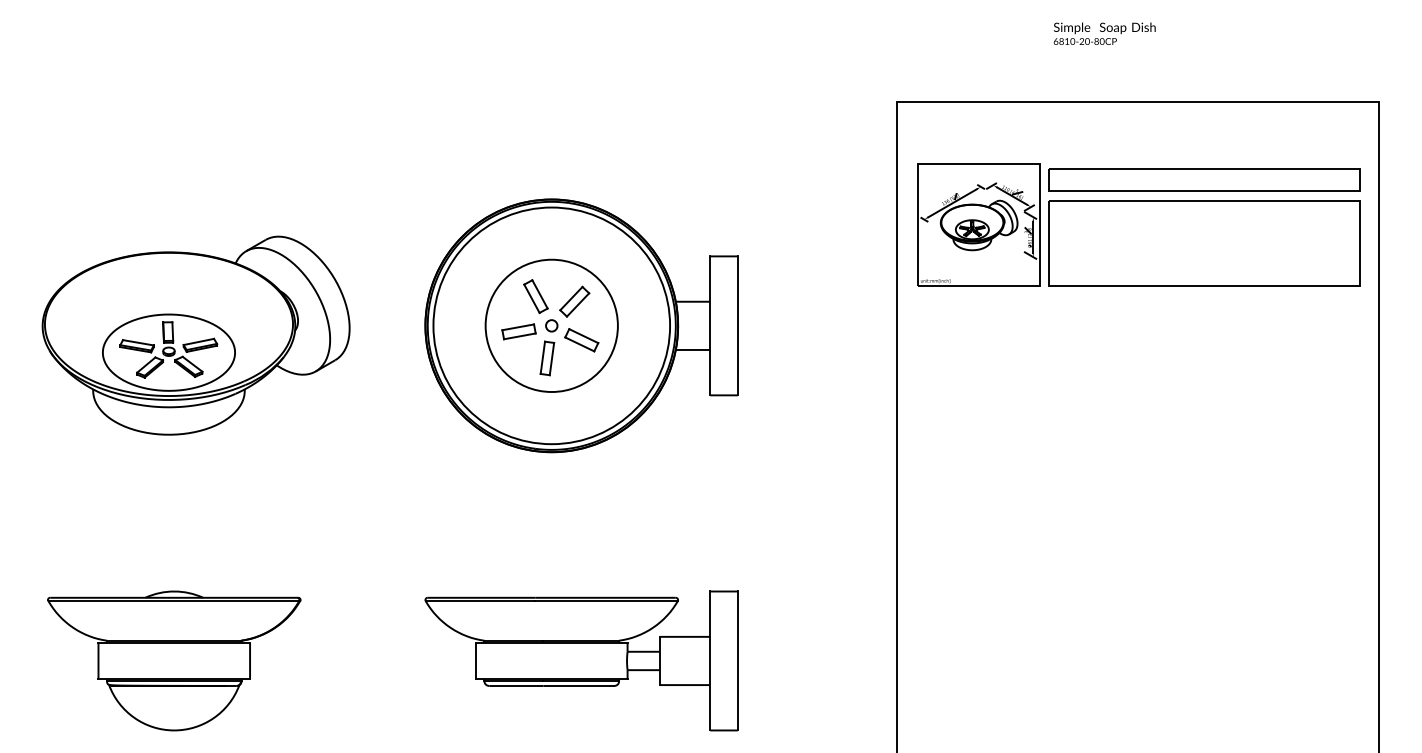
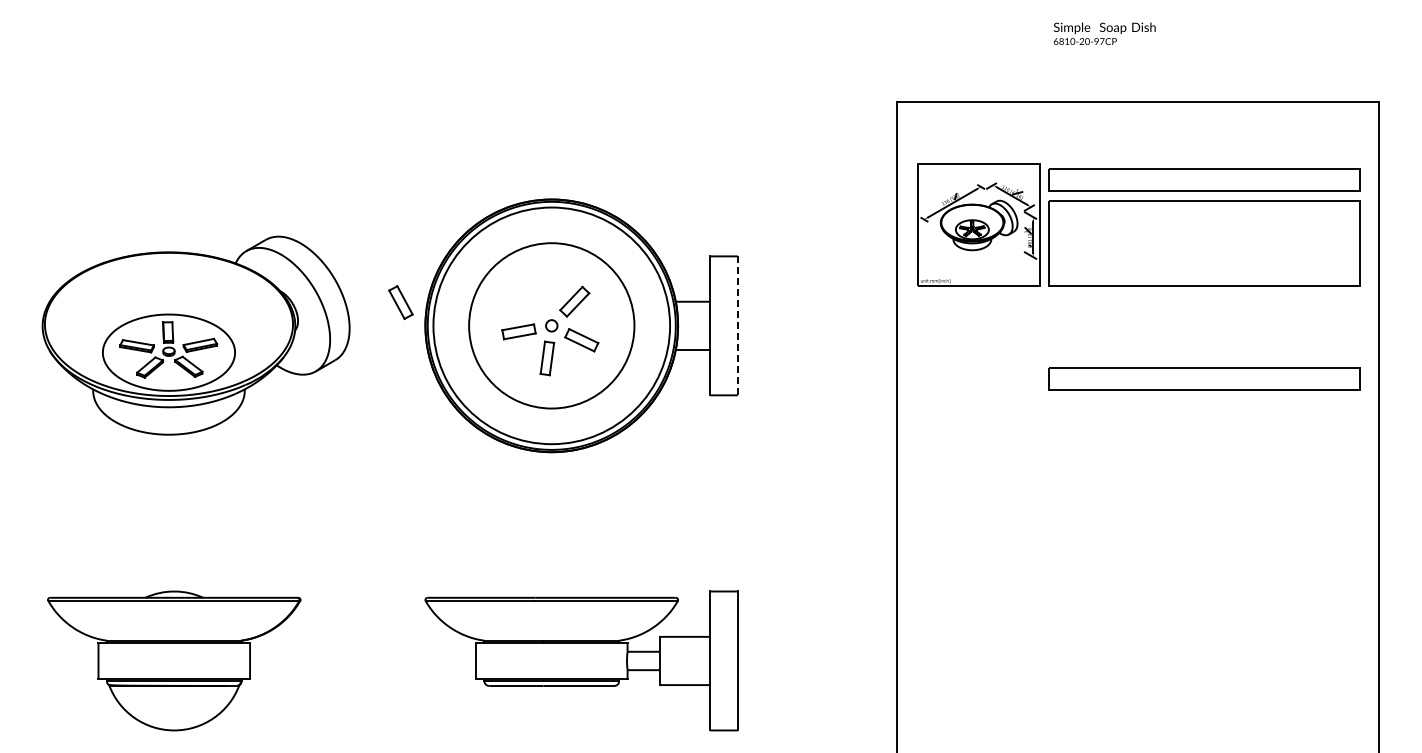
text: 6810-20-80CP -> 6810-20-97CP (1099, 41)
part position: (535, 296) -> (400, 302) (400, 302)
circle diameter: 132 px -> 165 px (551, 325)
line: solid -> dashed (737, 326)
part: none -> present (1204, 378)
